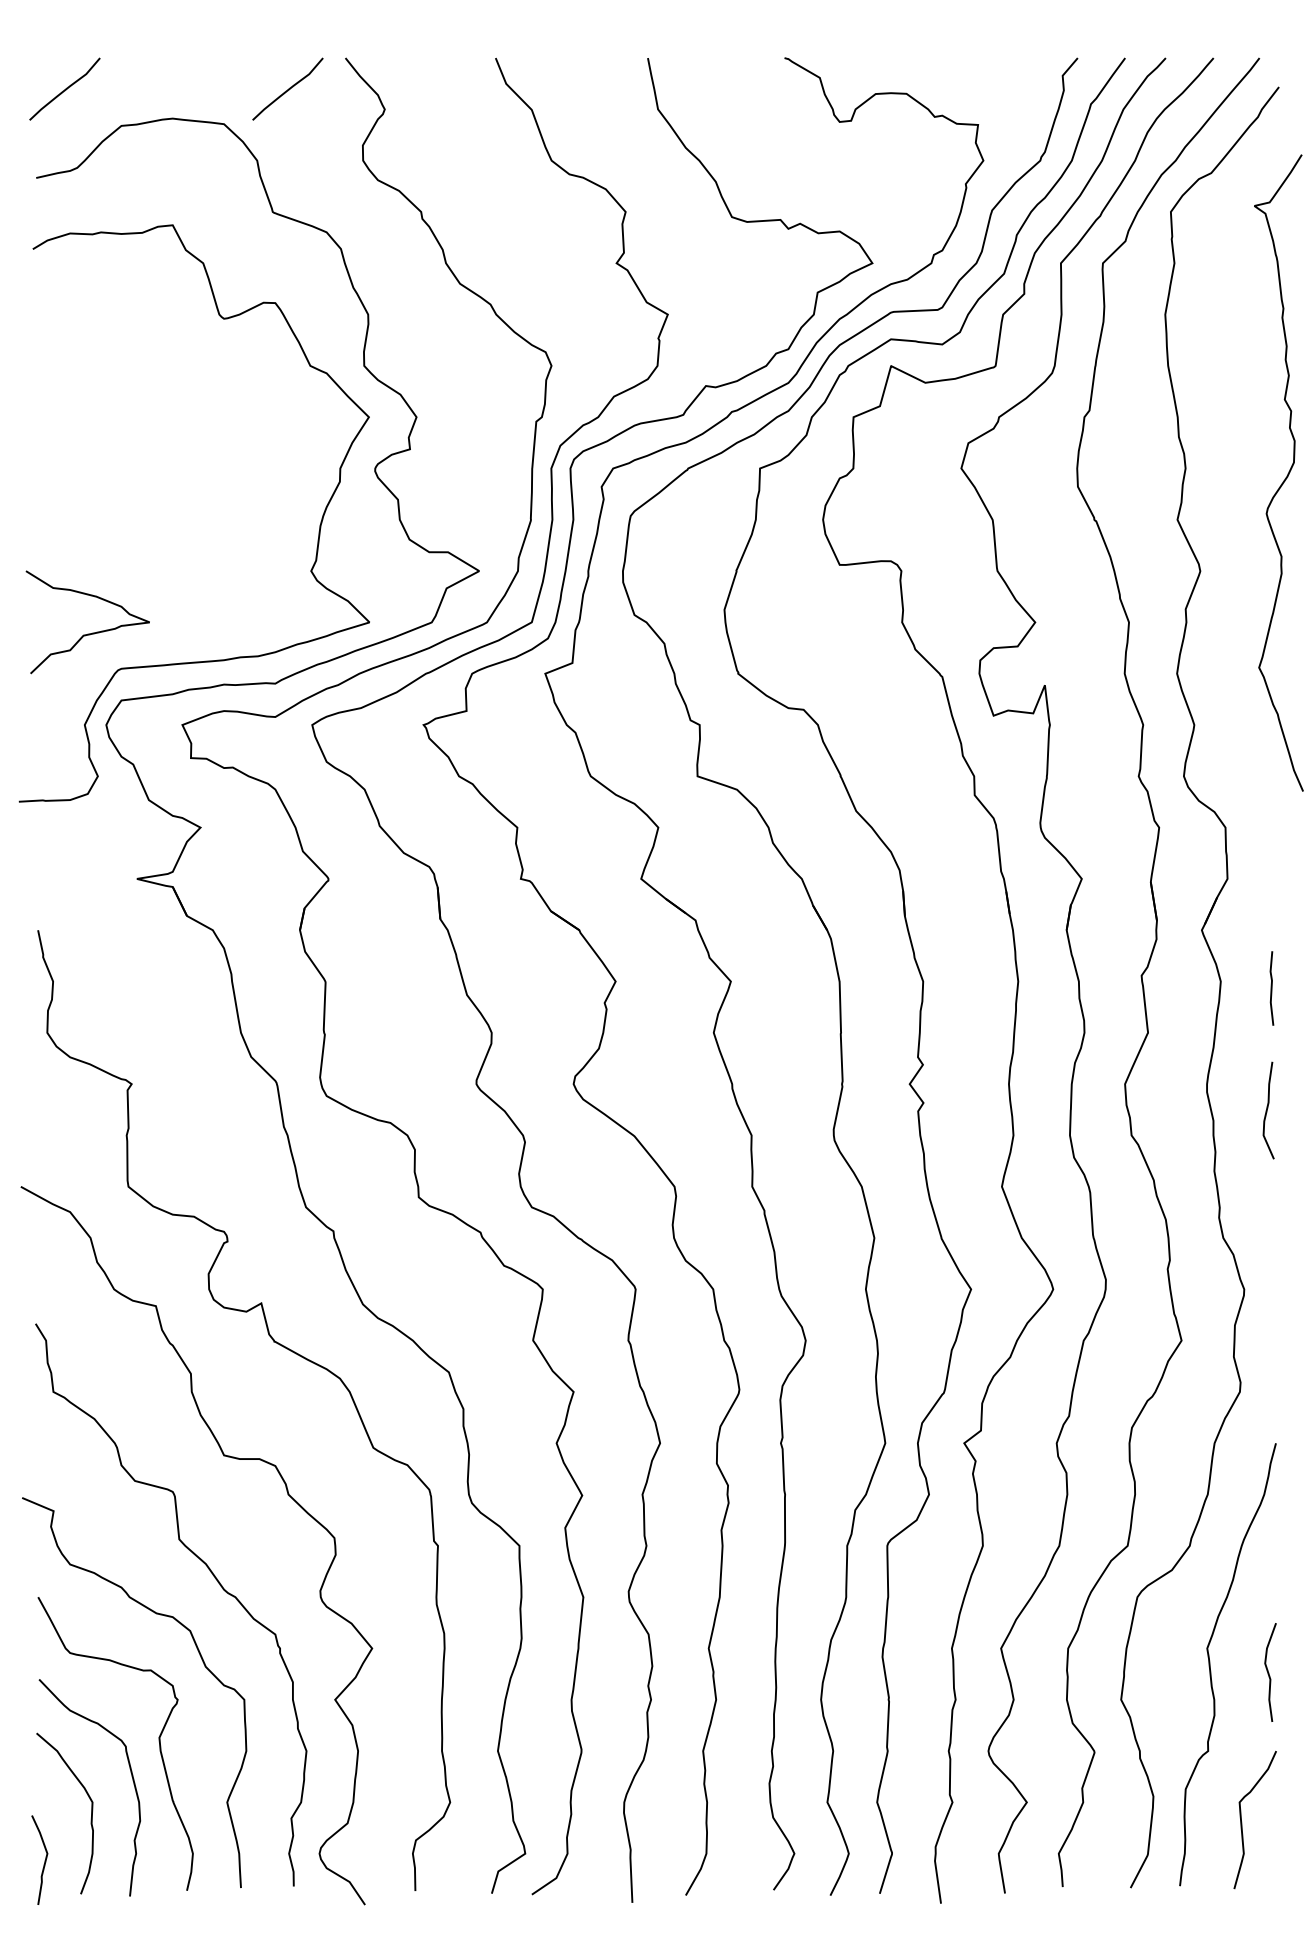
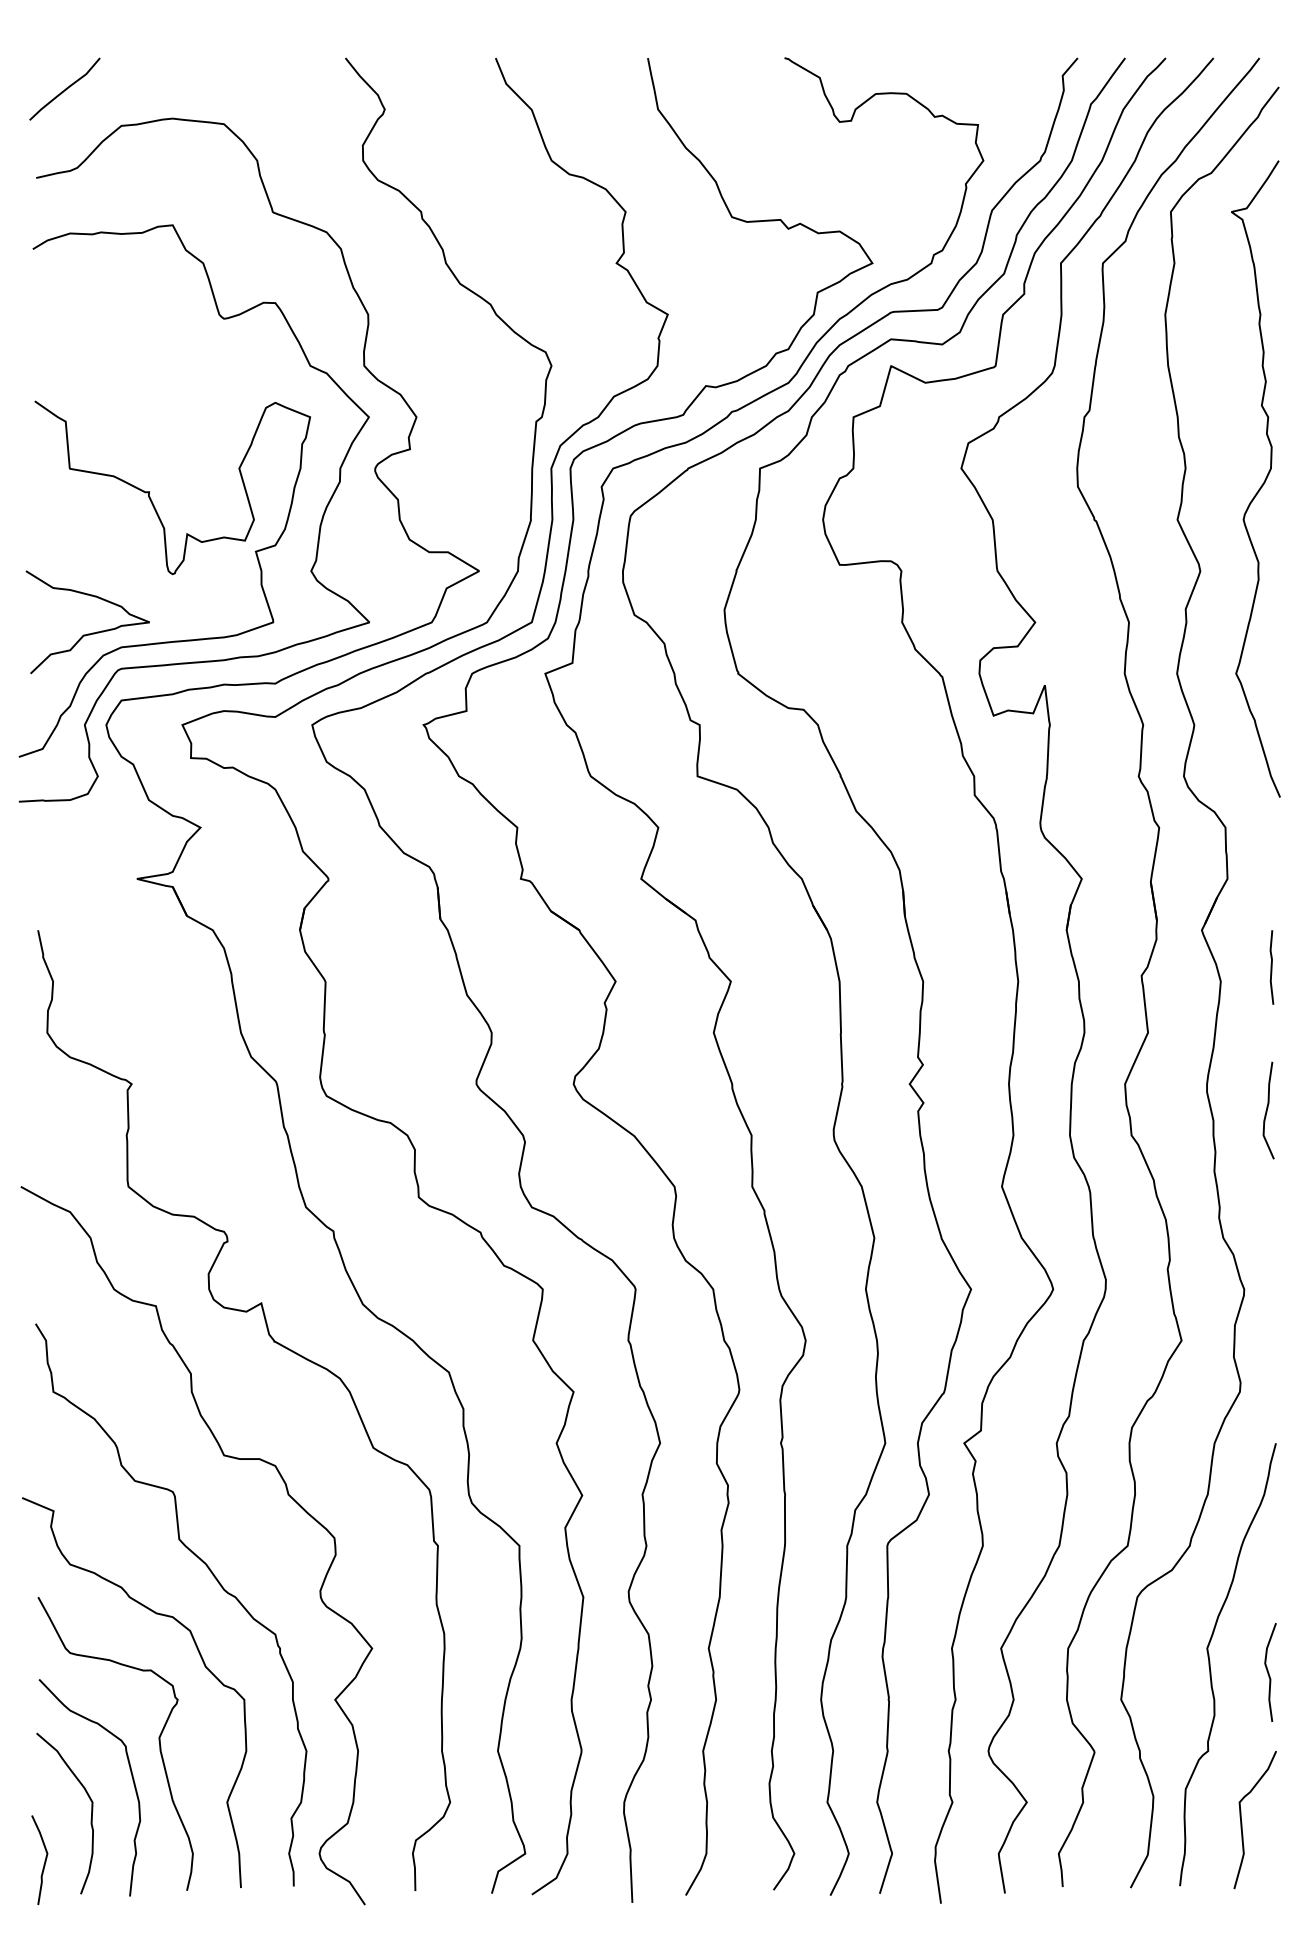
curve: present -> none (288, 88)
curve position: (1286, 475) -> (1263, 481) (1263, 481)
curve: none -> present (169, 573)
line position: (1271, 988) -> (1271, 967) (1271, 967)
